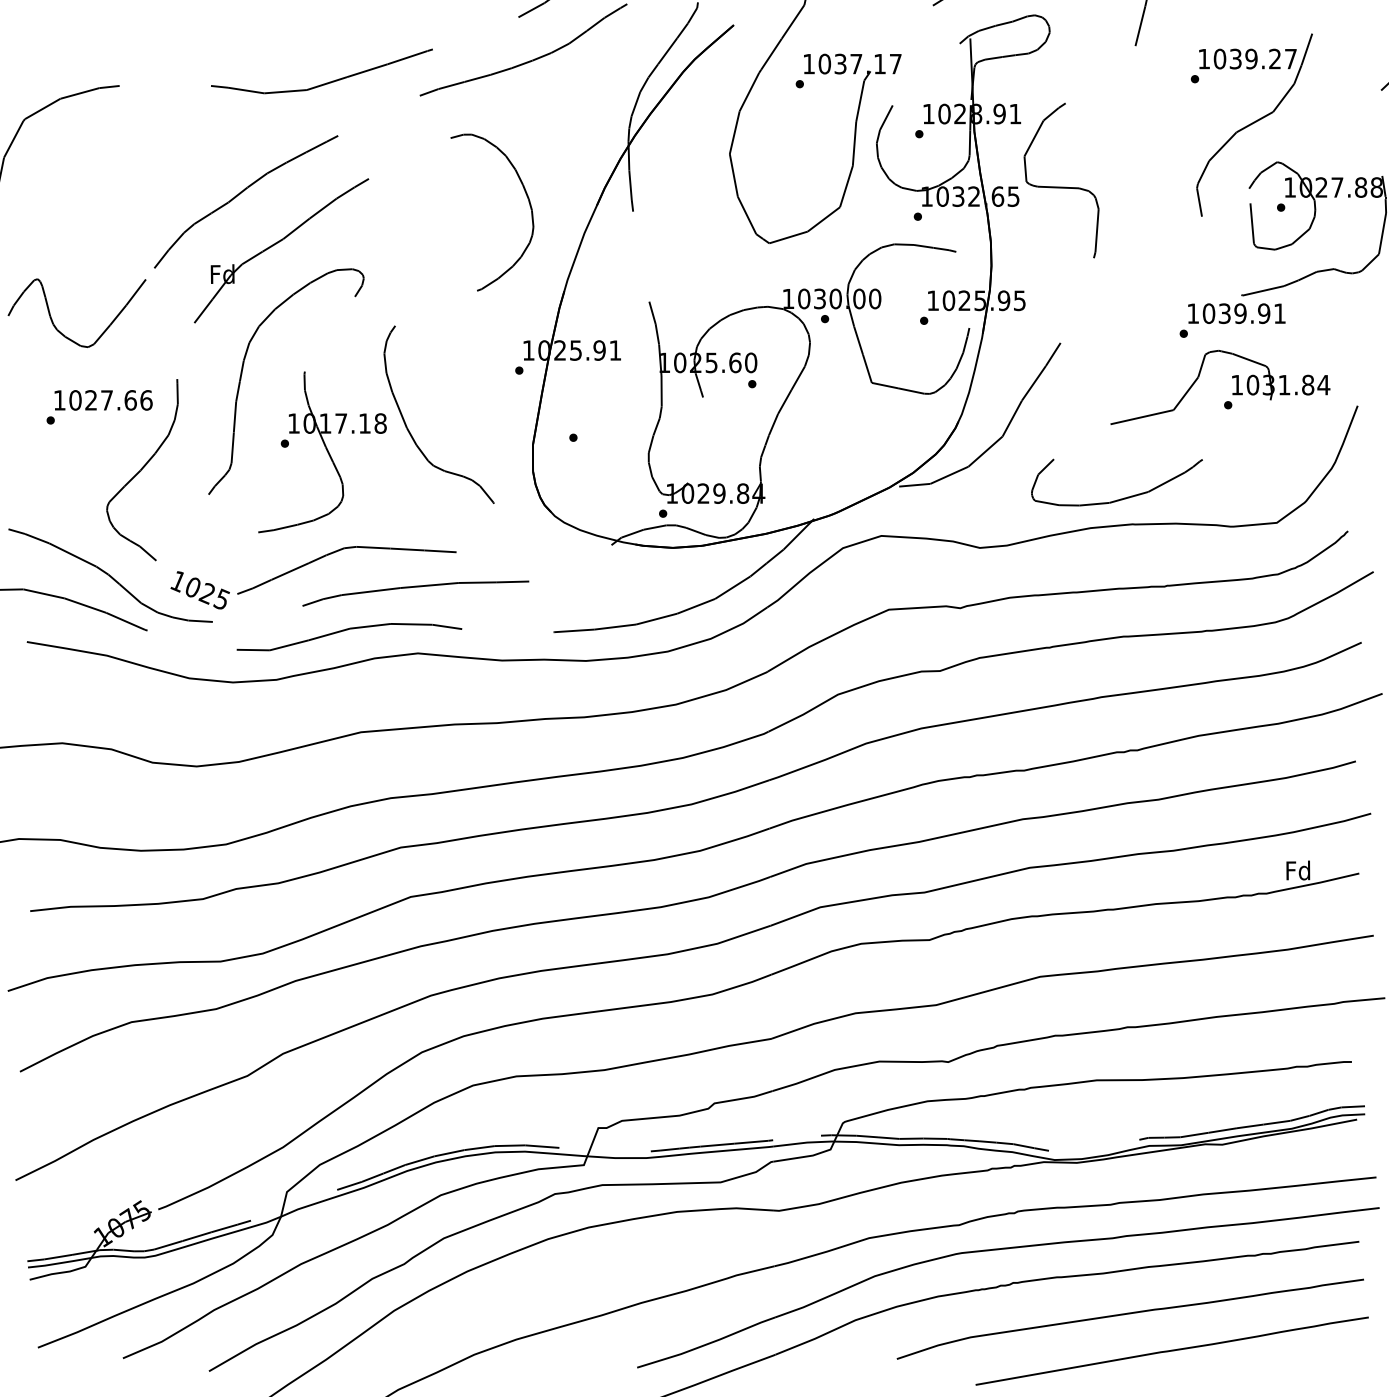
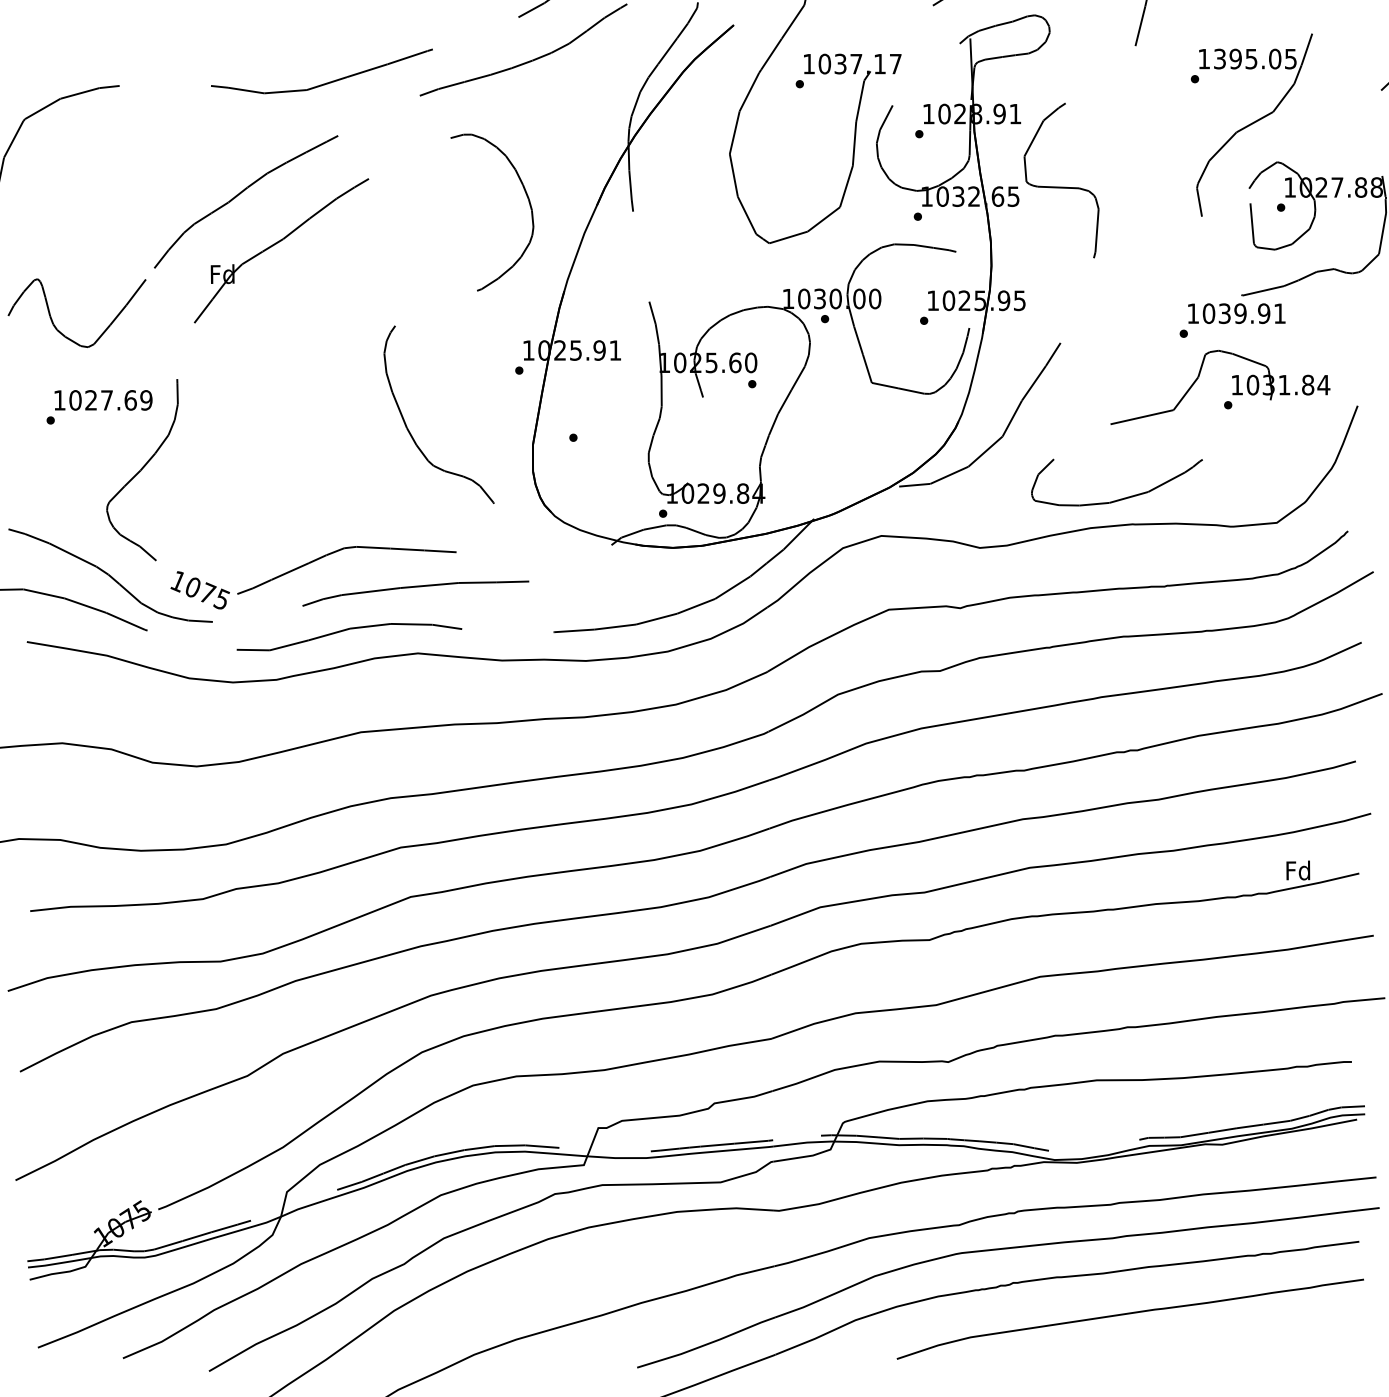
text: 1039.27 -> 1395.05 (1254, 58)
part: present -> none (305, 397)
text: 1027.66 -> 1027.69 (146, 400)
text: 1025 -> 1075 (207, 593)
curve: present -> none (1171, 1350)
